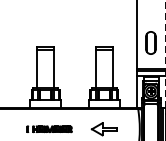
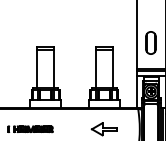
line: dashed -> solid (165, 54)
part position: (49, 129) -> (30, 129) (30, 129)
